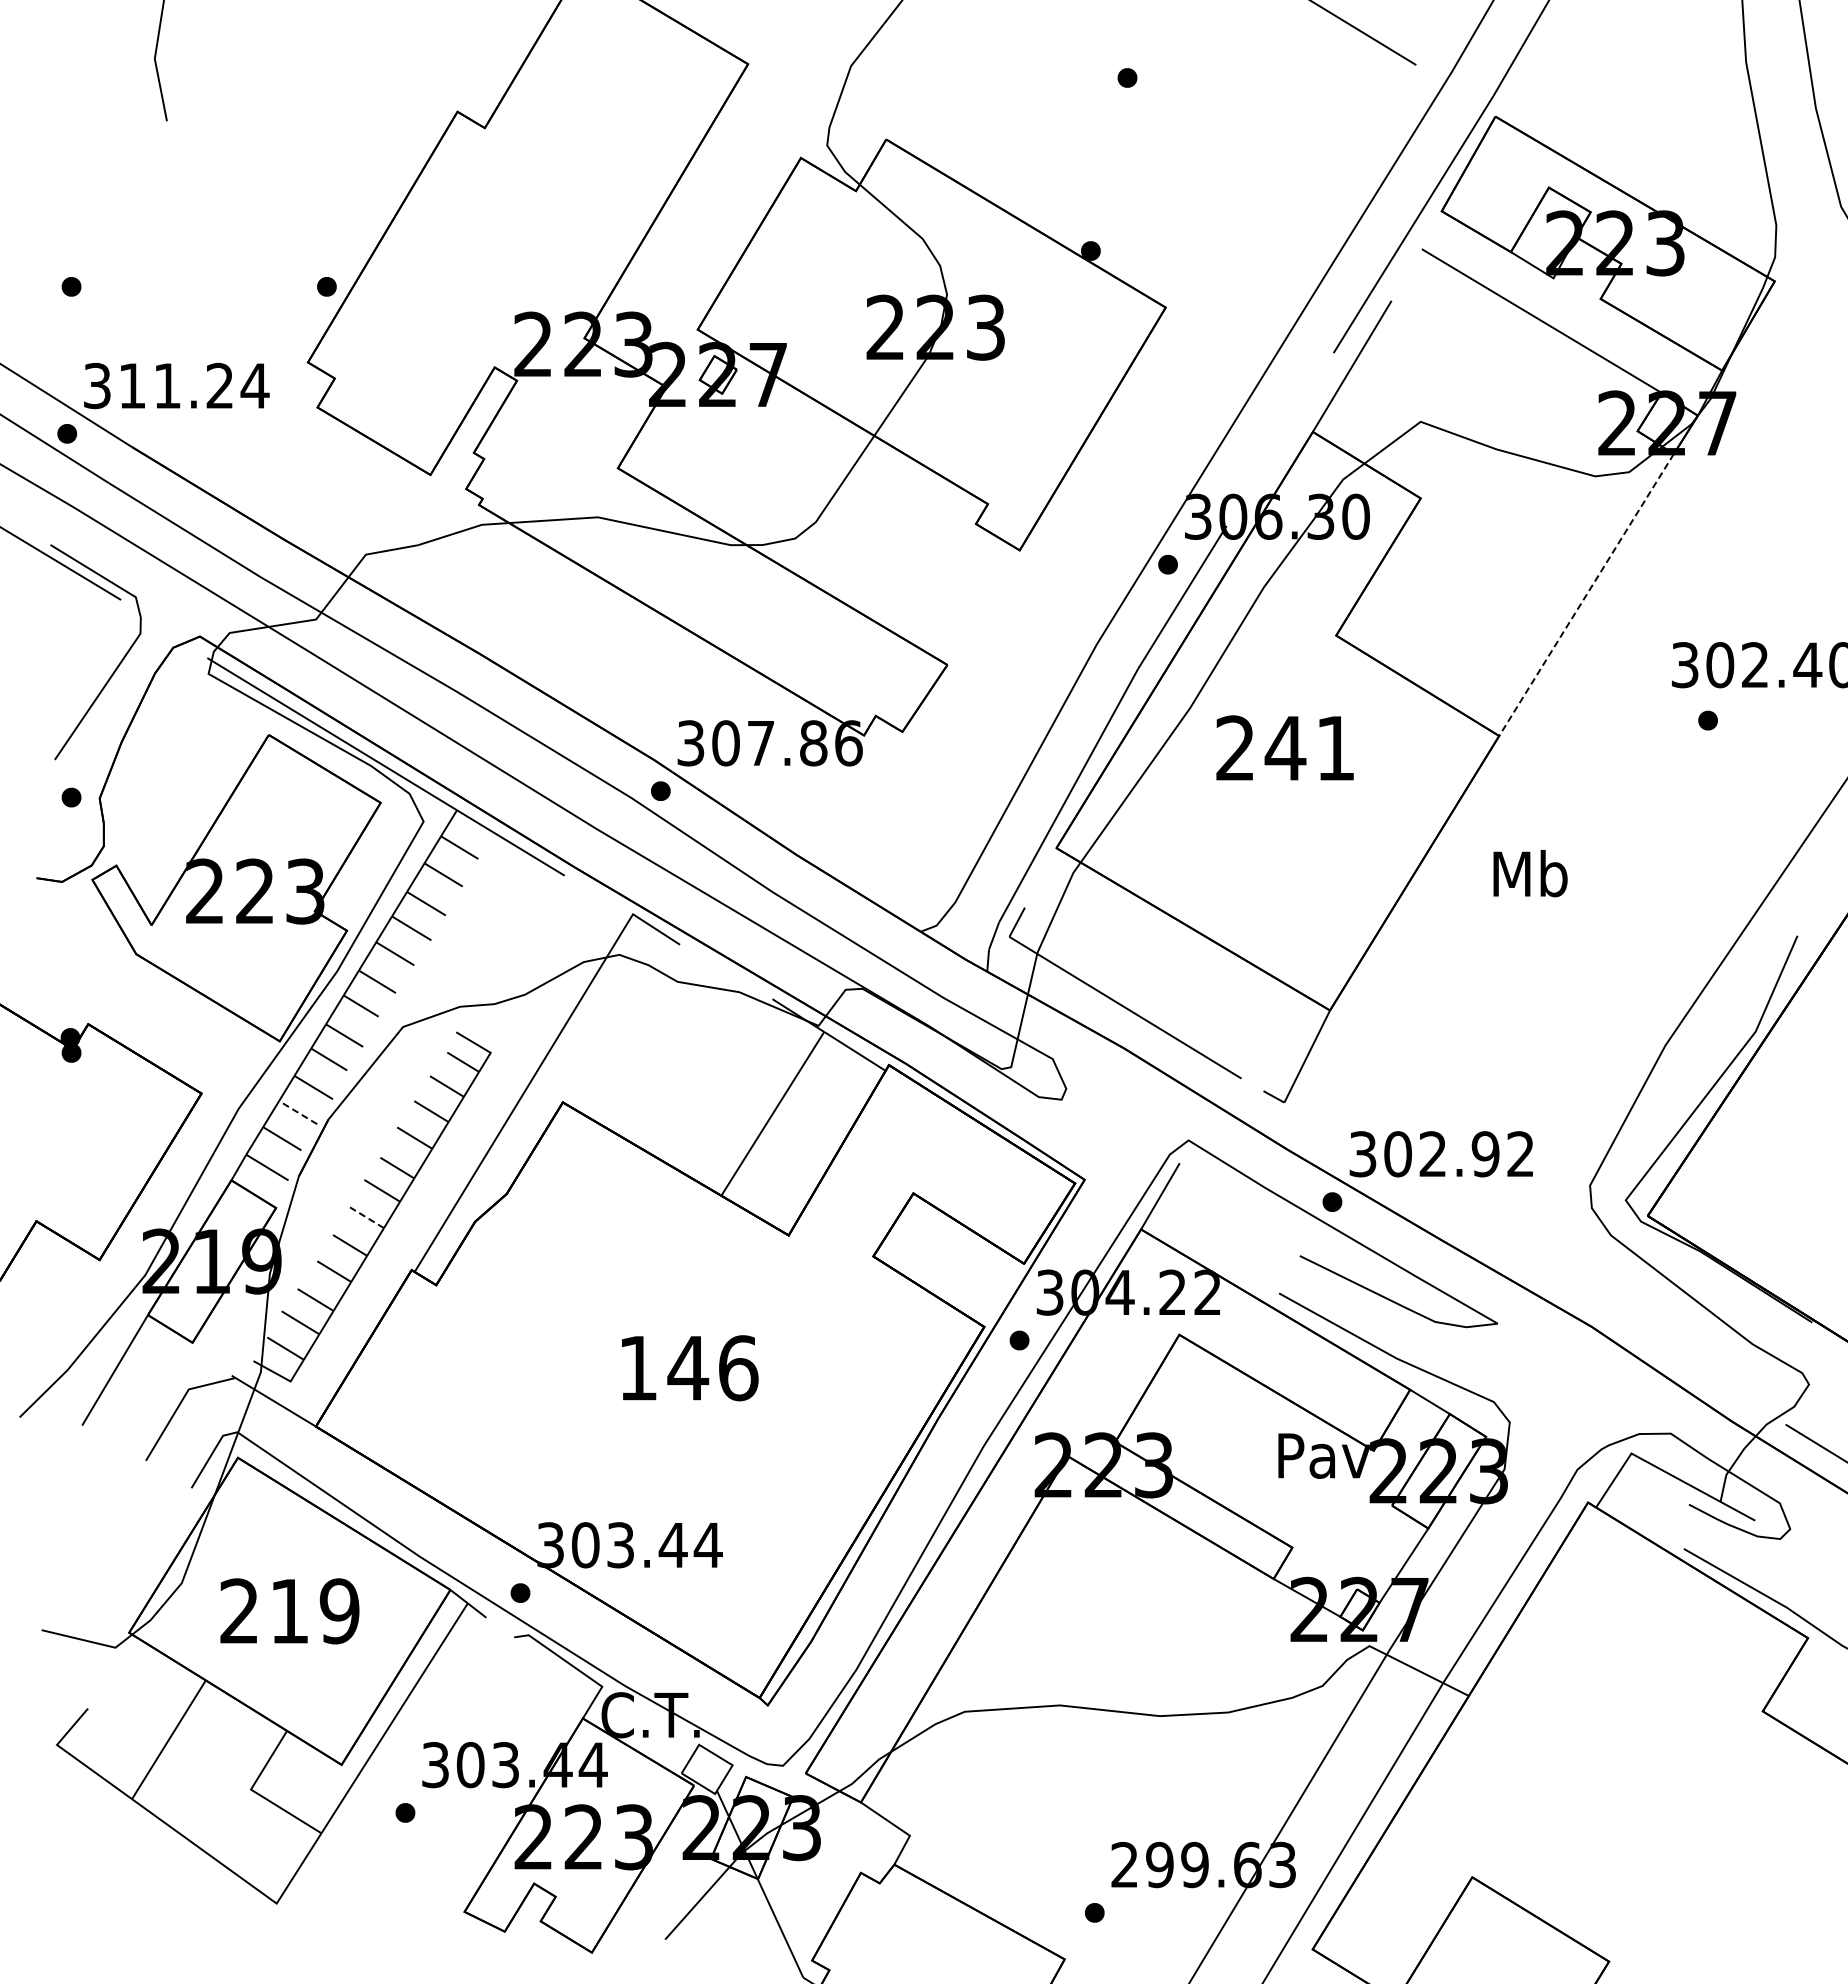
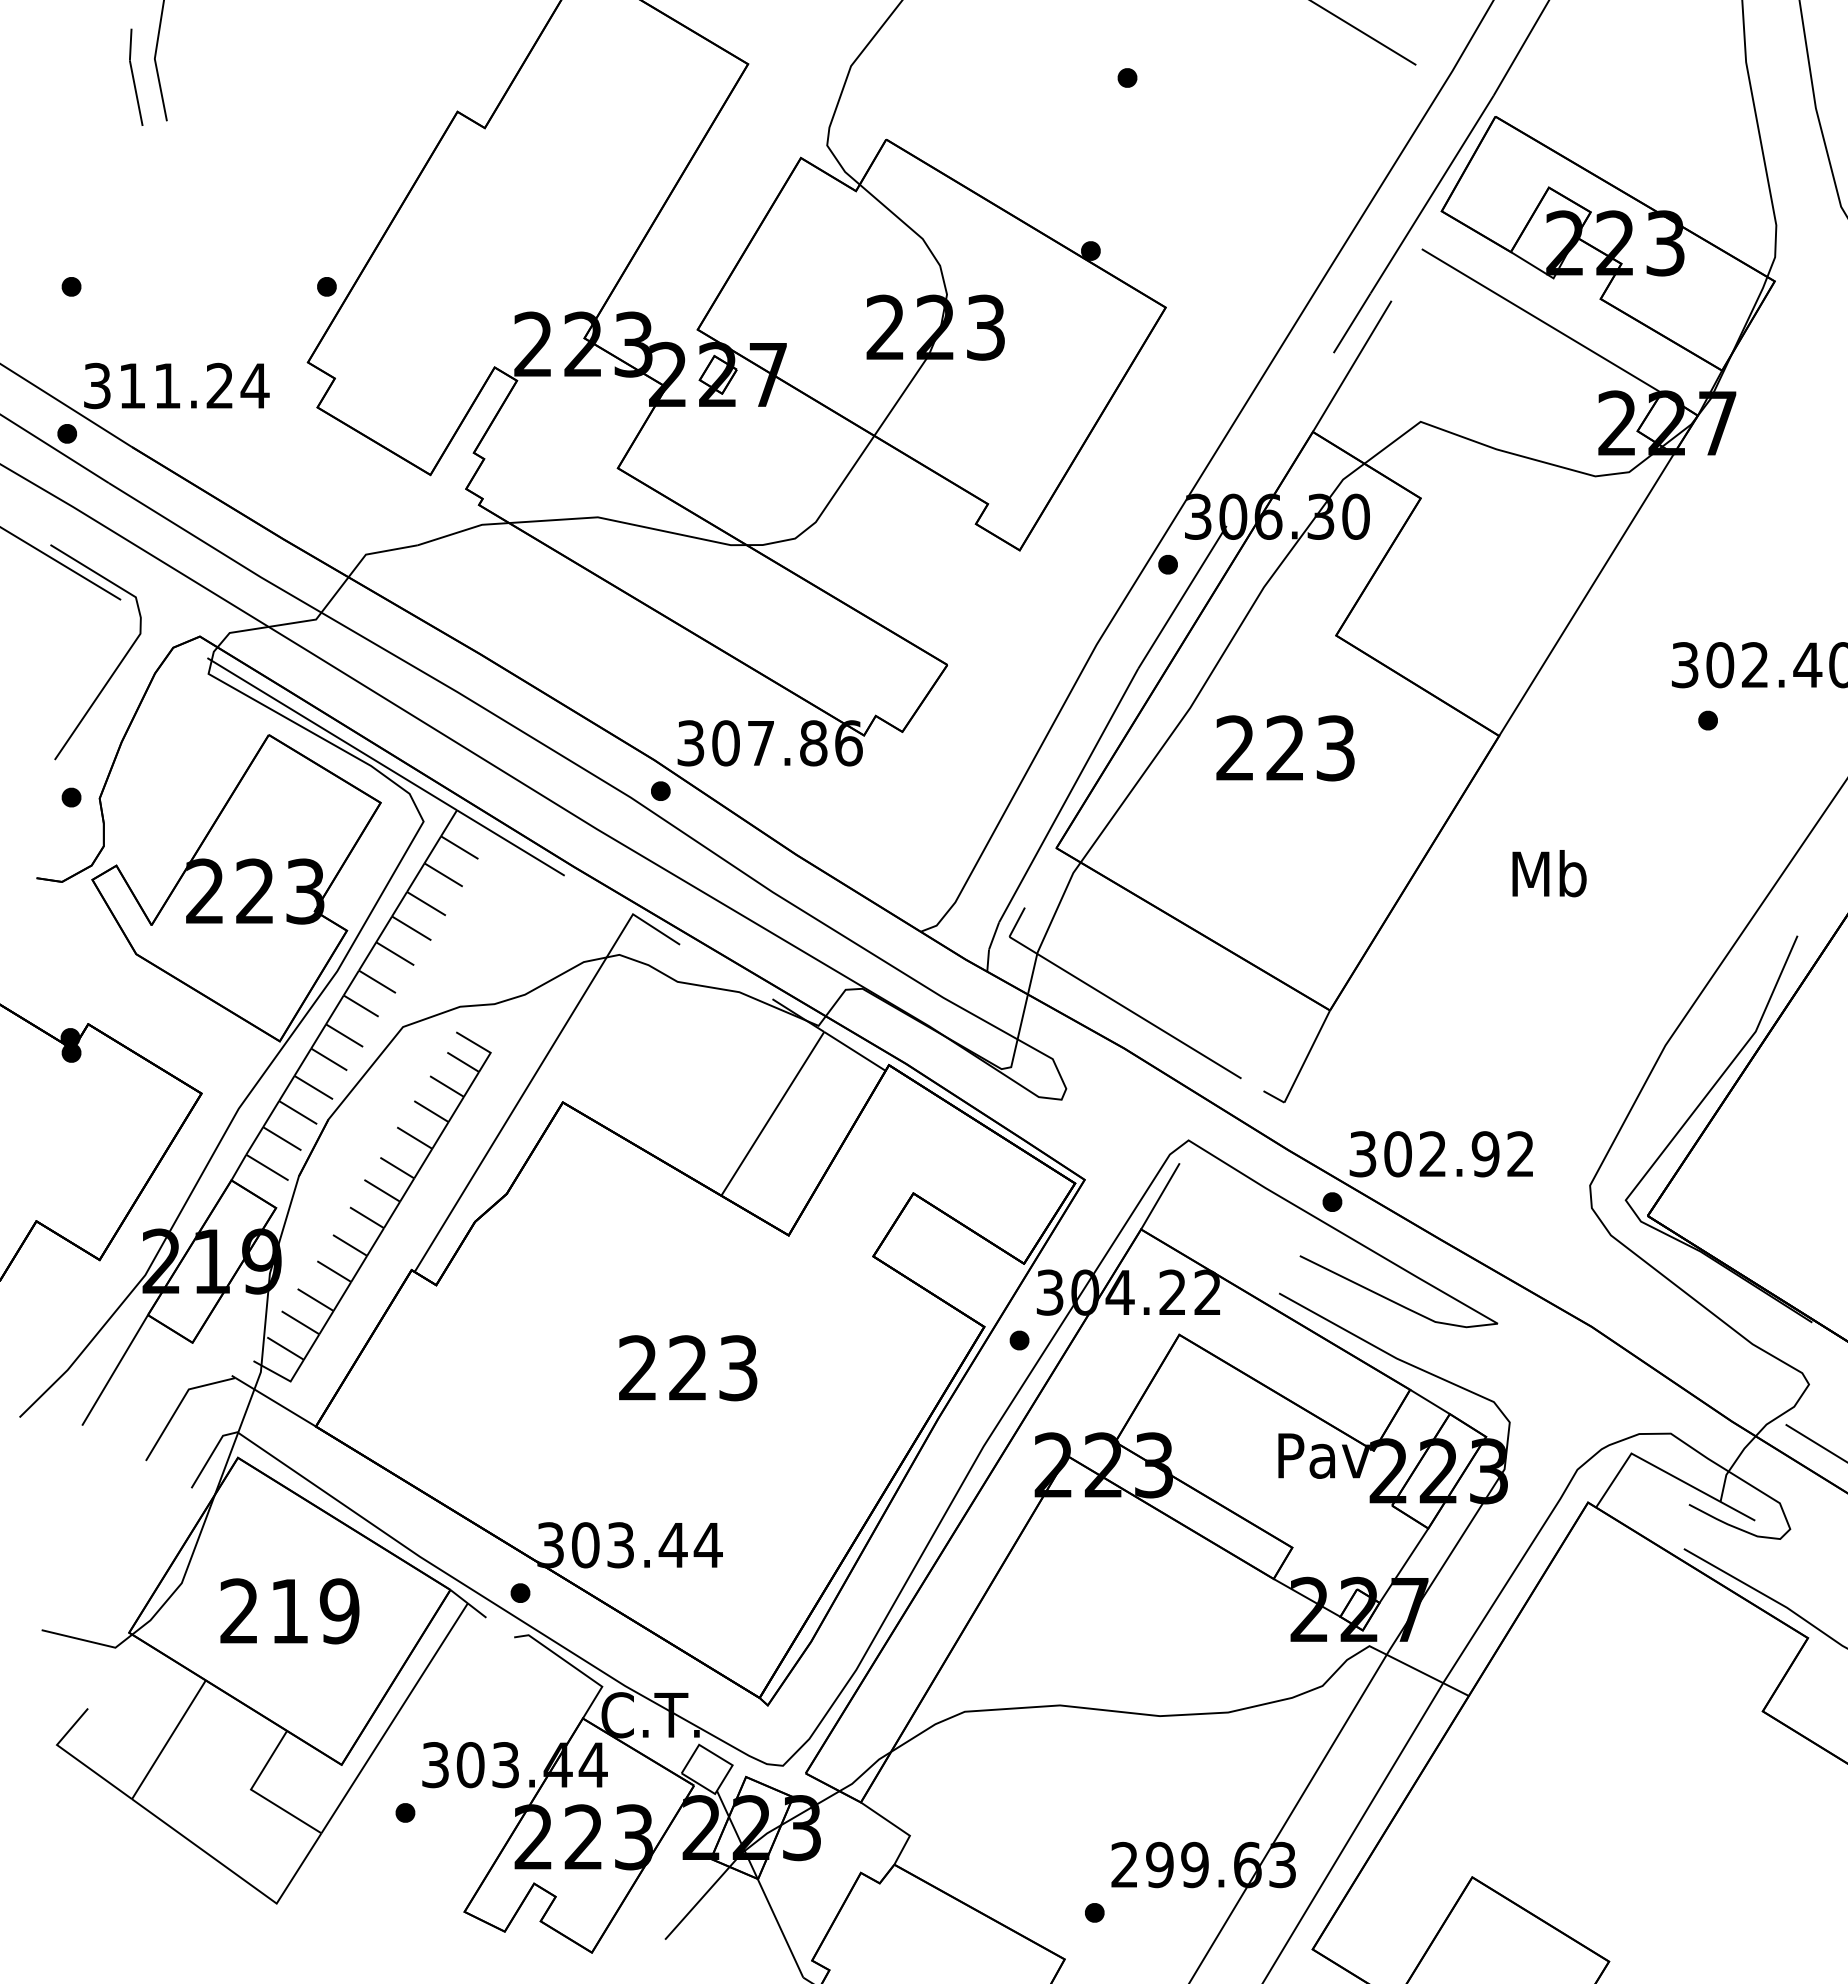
line: none -> present (134, 77)
line: dashed -> solid (1586, 594)
text: 241 -> 223 (1309, 748)
text position: (1530, 873) -> (1549, 873) (1549, 873)
line: dashed -> solid (297, 1112)
line: dashed -> solid (367, 1217)
text: 146 -> 223 (688, 1368)
